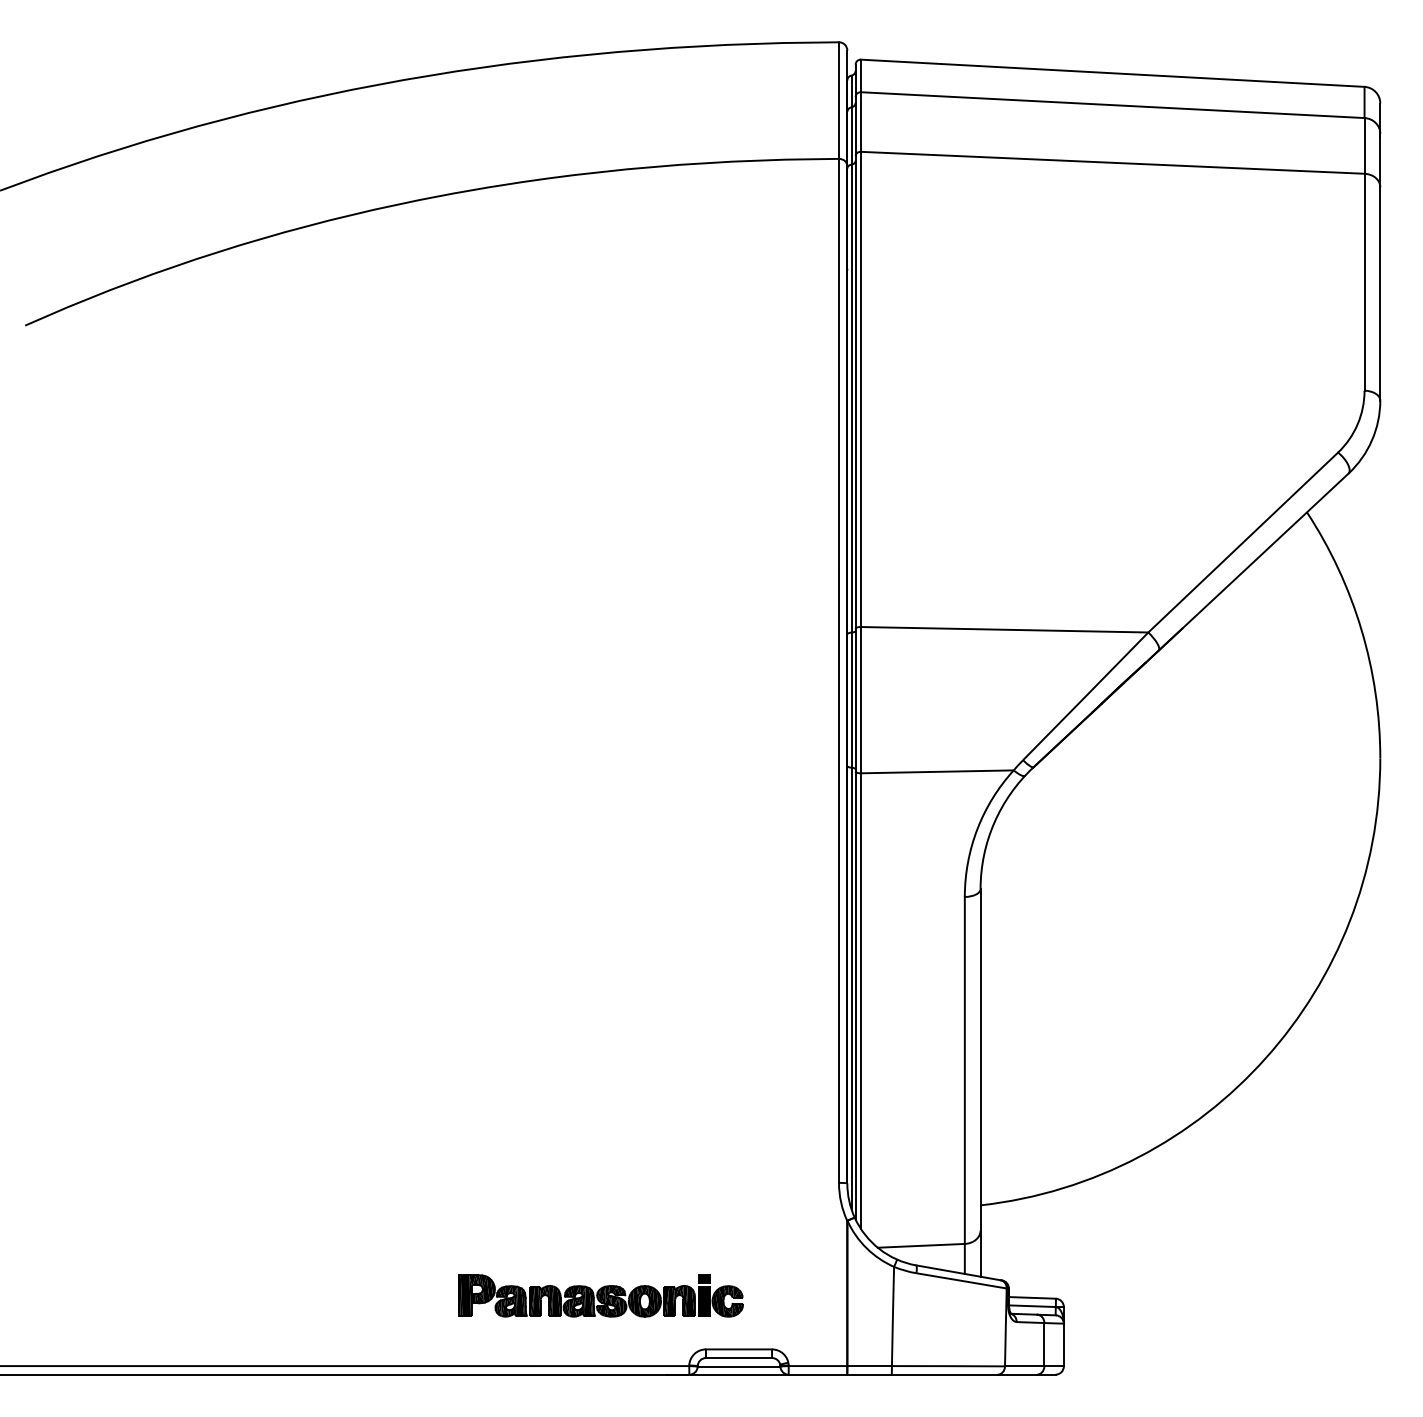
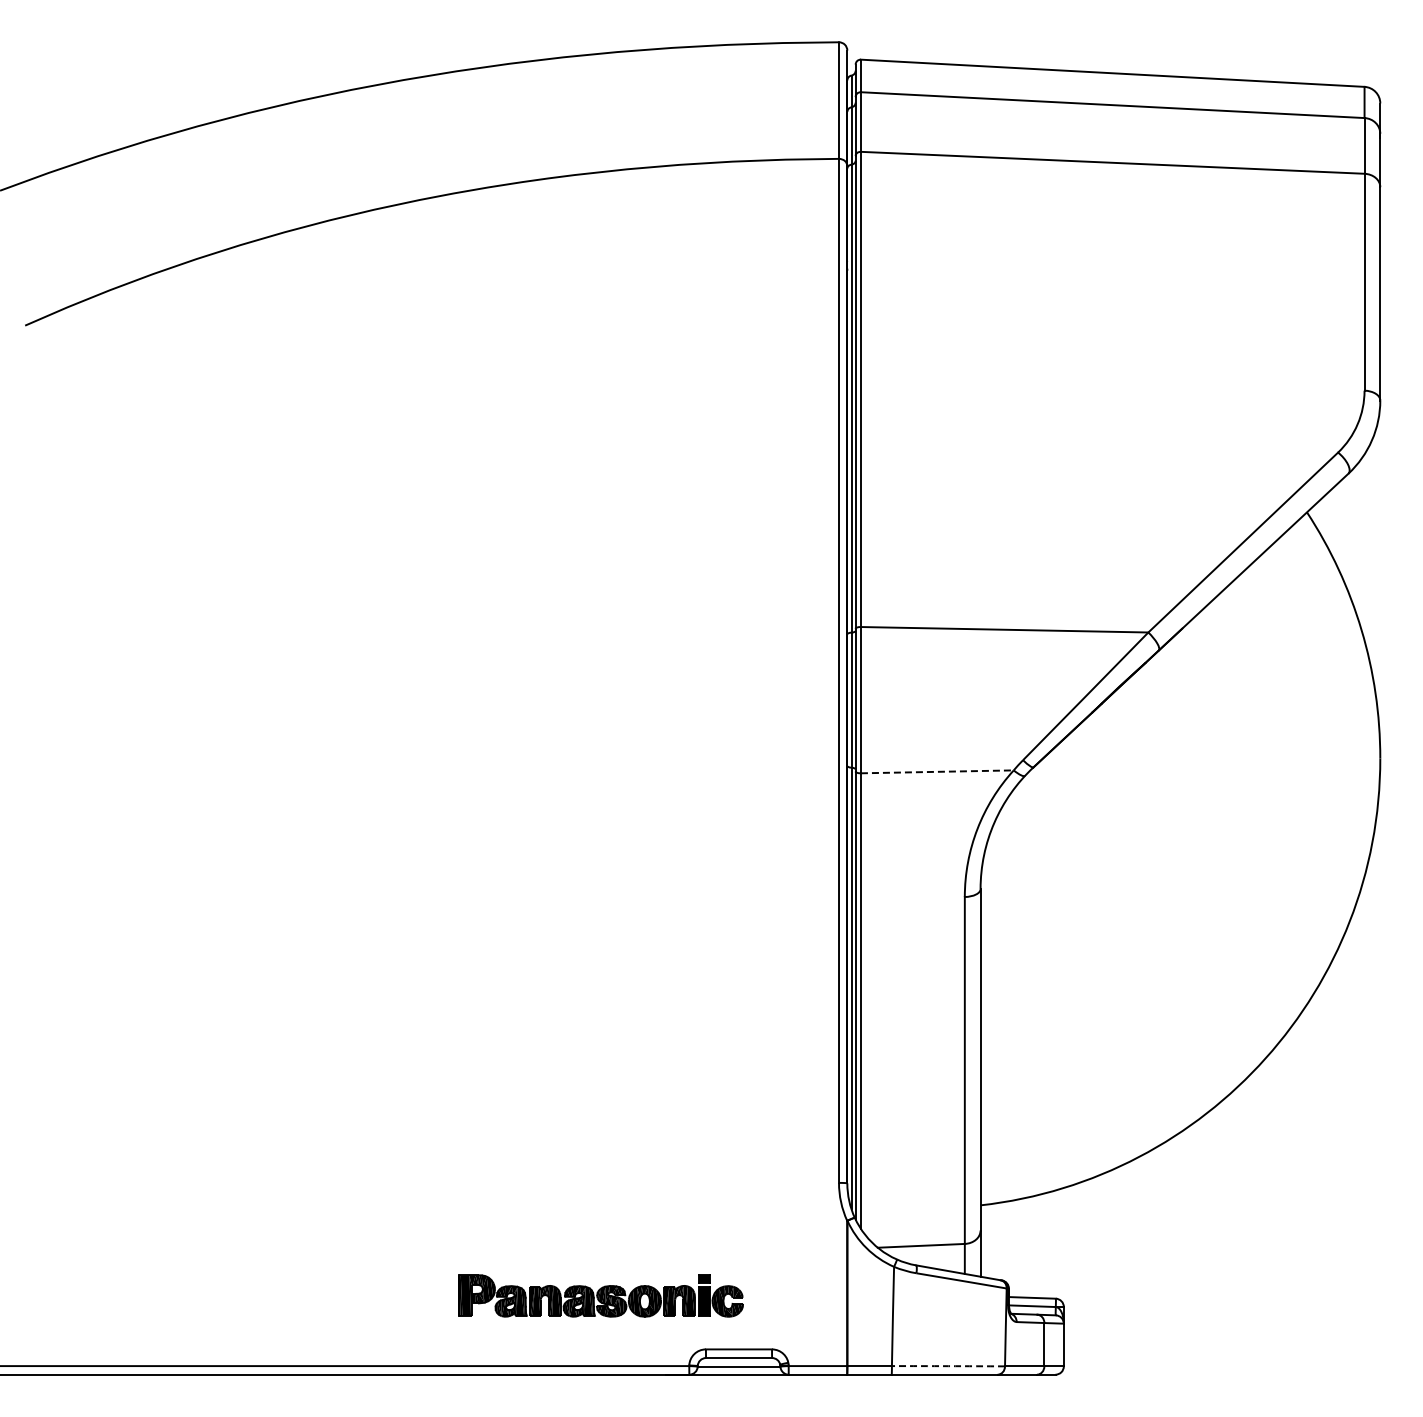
line: solid -> dashed (937, 771)
arc: solid -> dashed (948, 1366)
